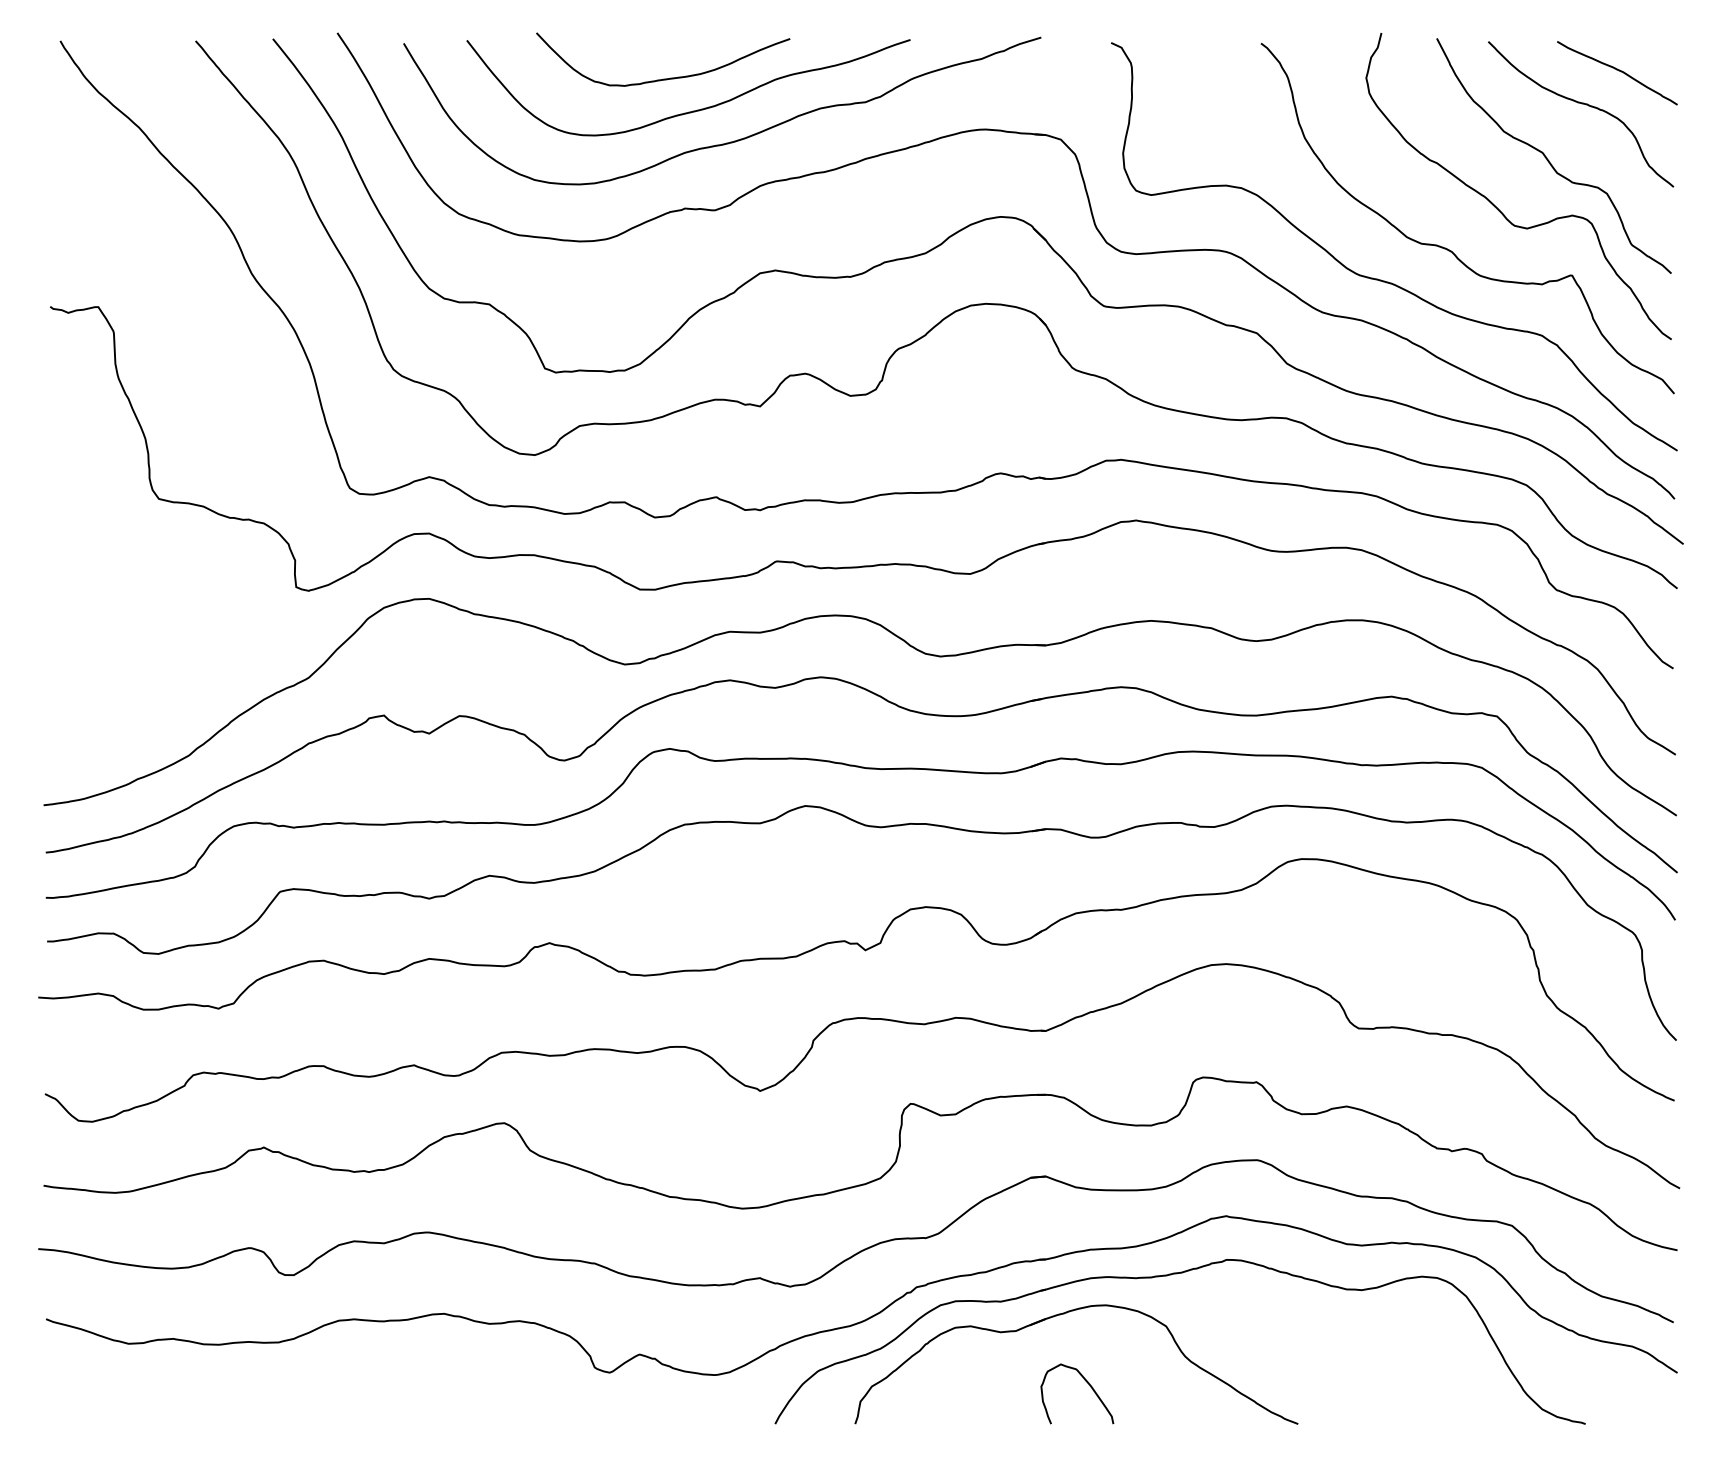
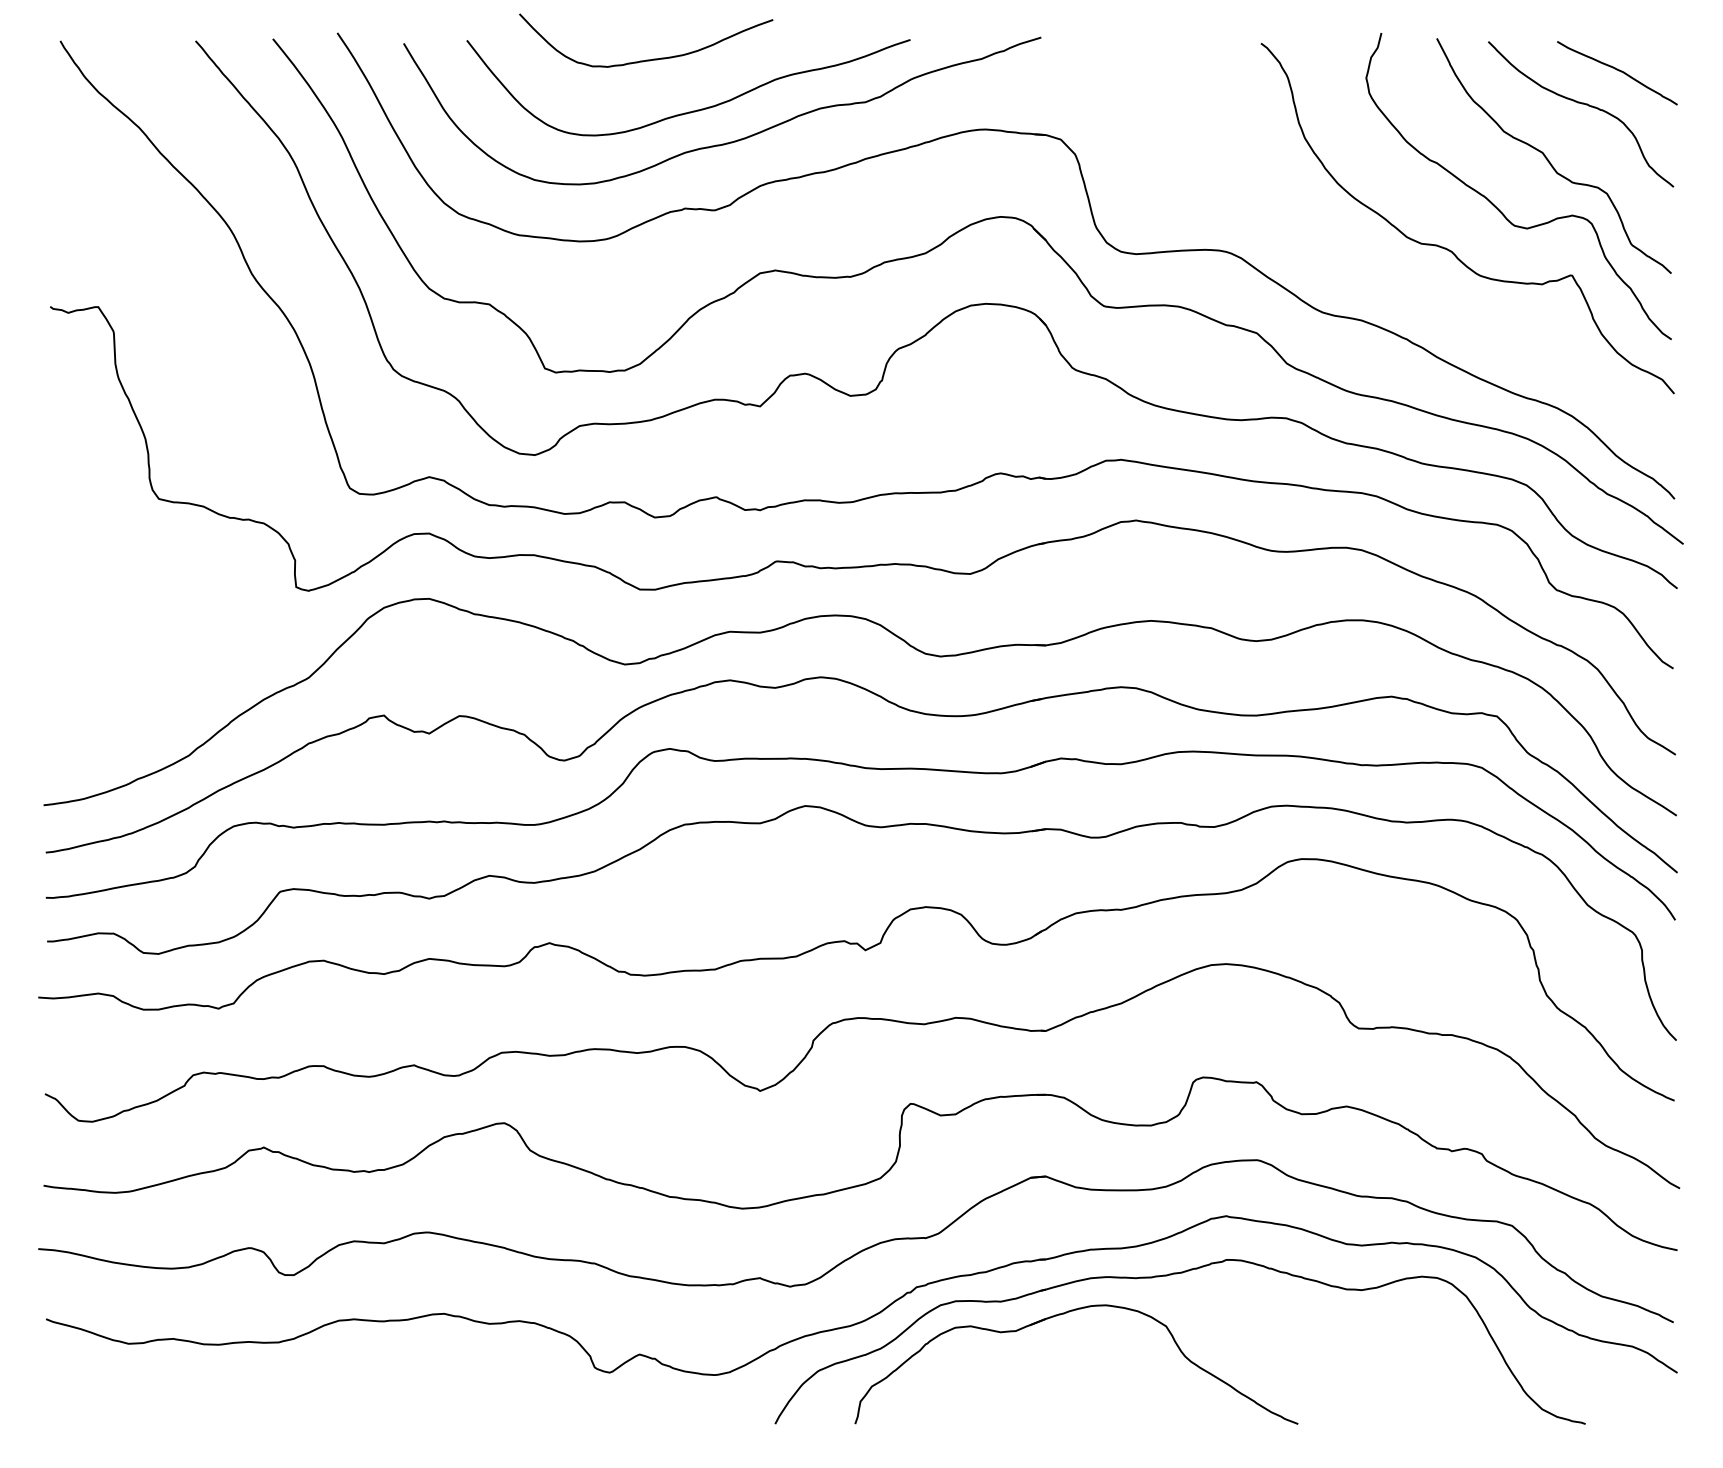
curve position: (663, 78) -> (646, 59) (646, 59)
curve: present -> none (1384, 280)
curve: present -> none (1087, 1383)
